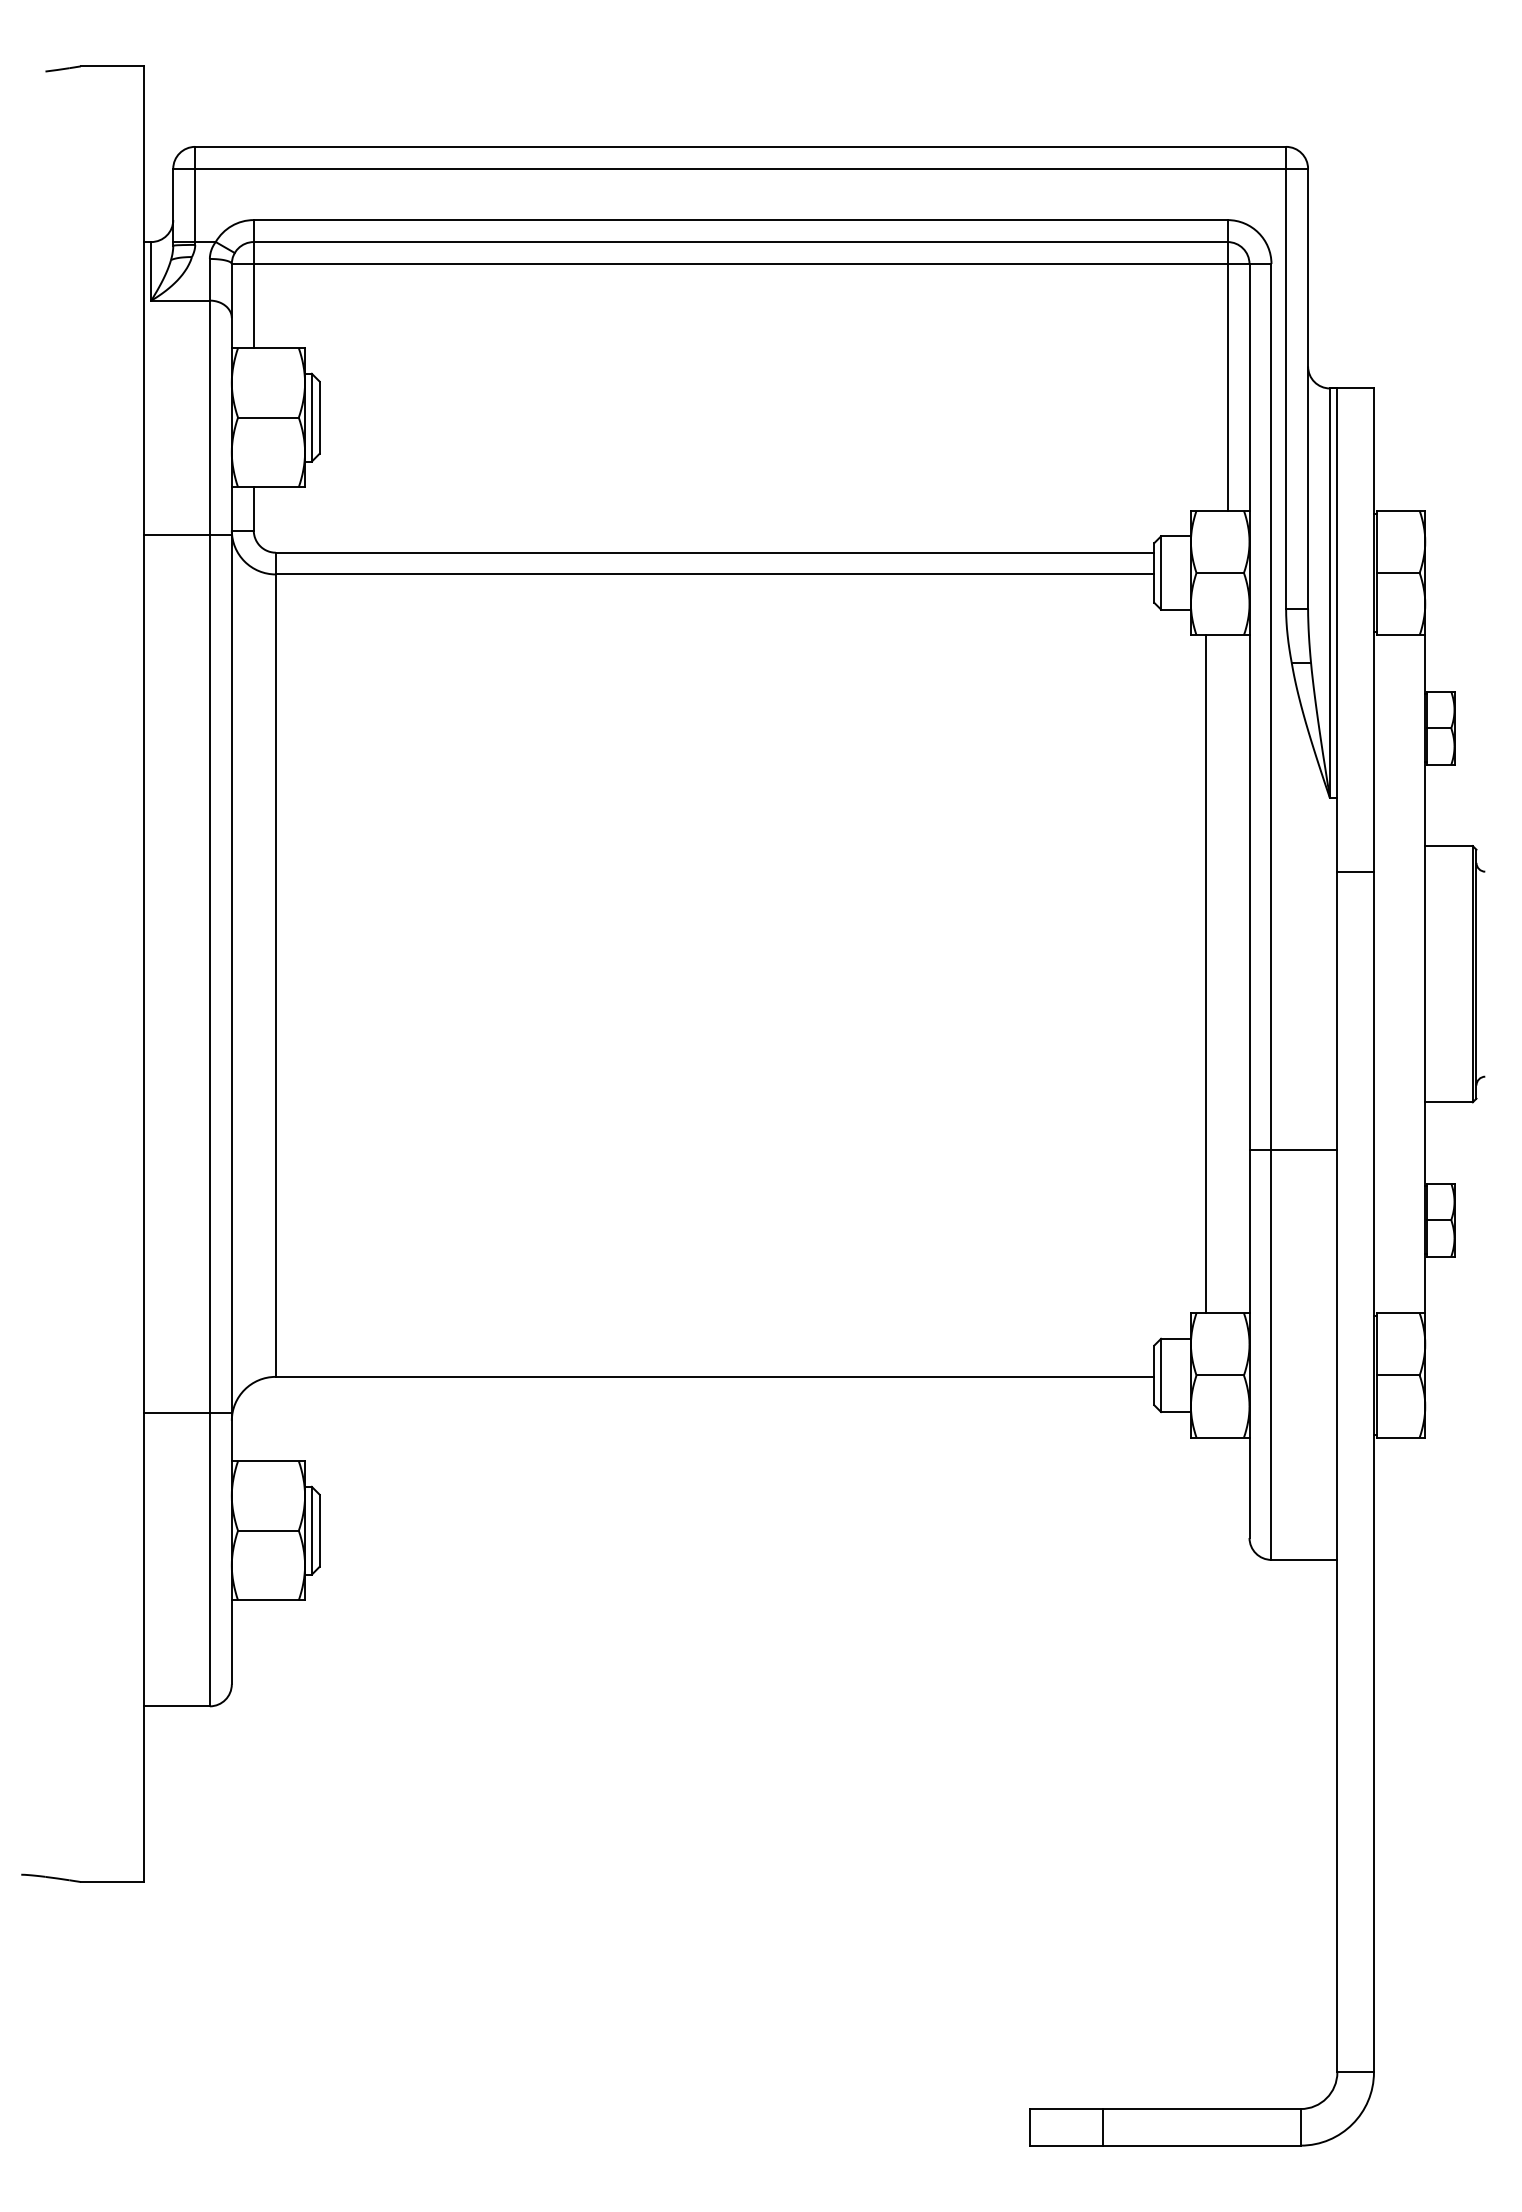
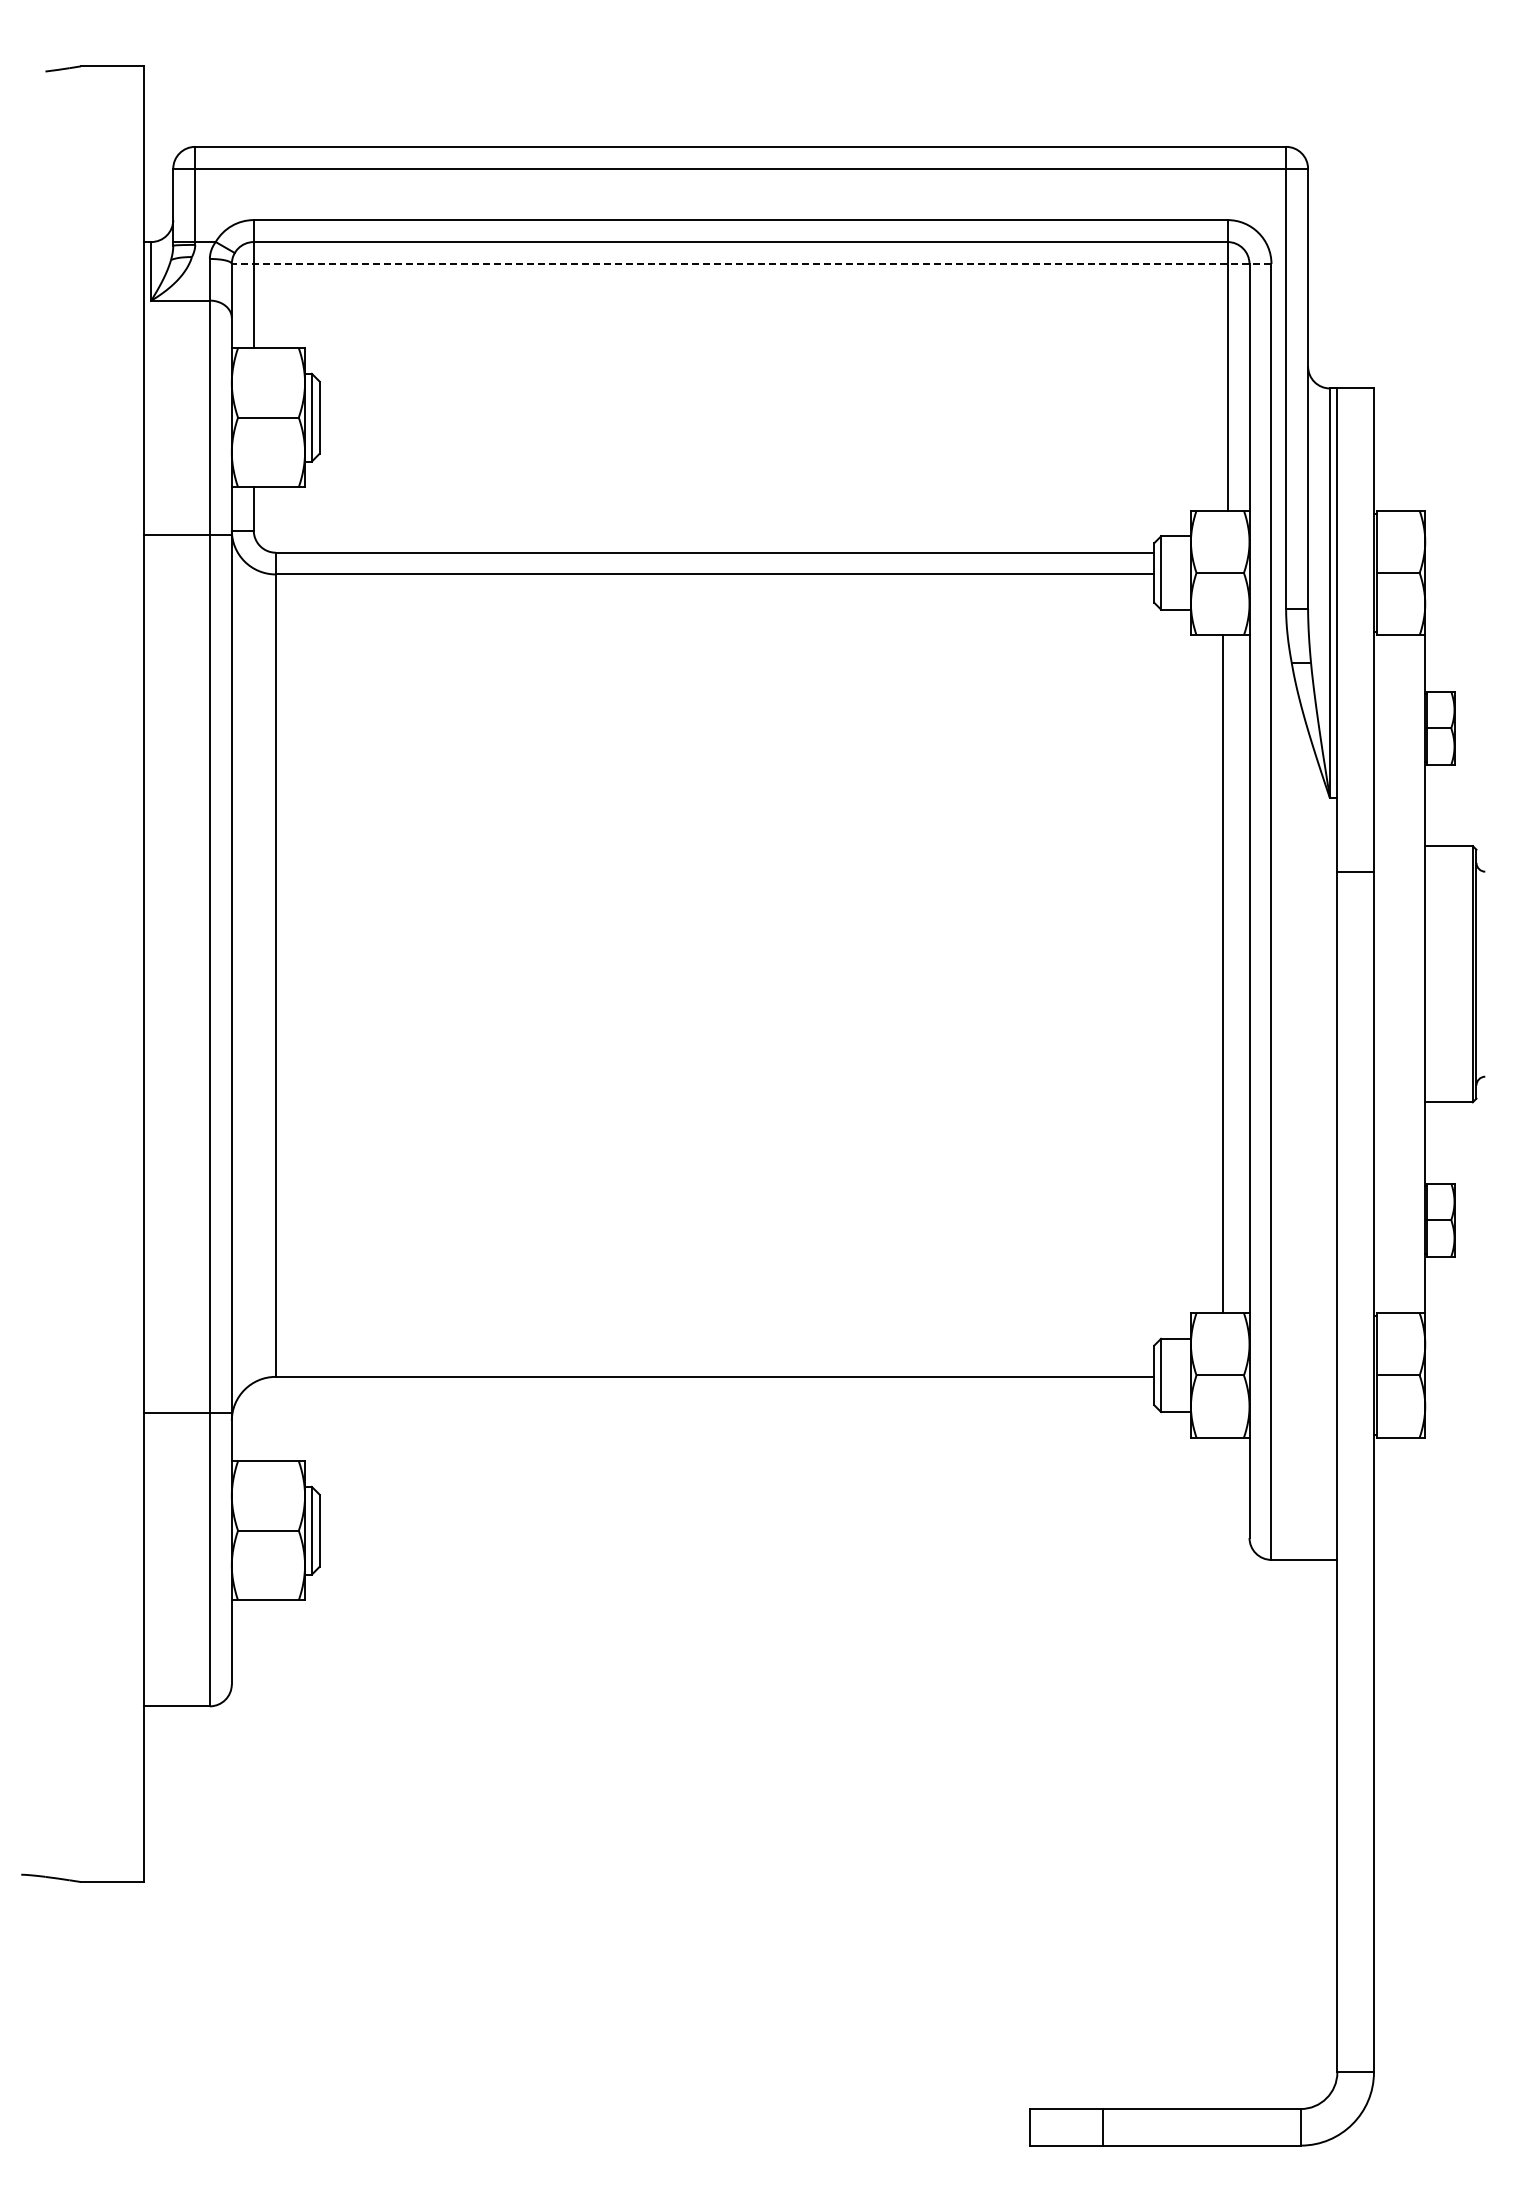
line: solid -> dashed (751, 264)
line position: (1205, 974) -> (1222, 974) (1222, 974)
line: present -> none (1293, 1149)
